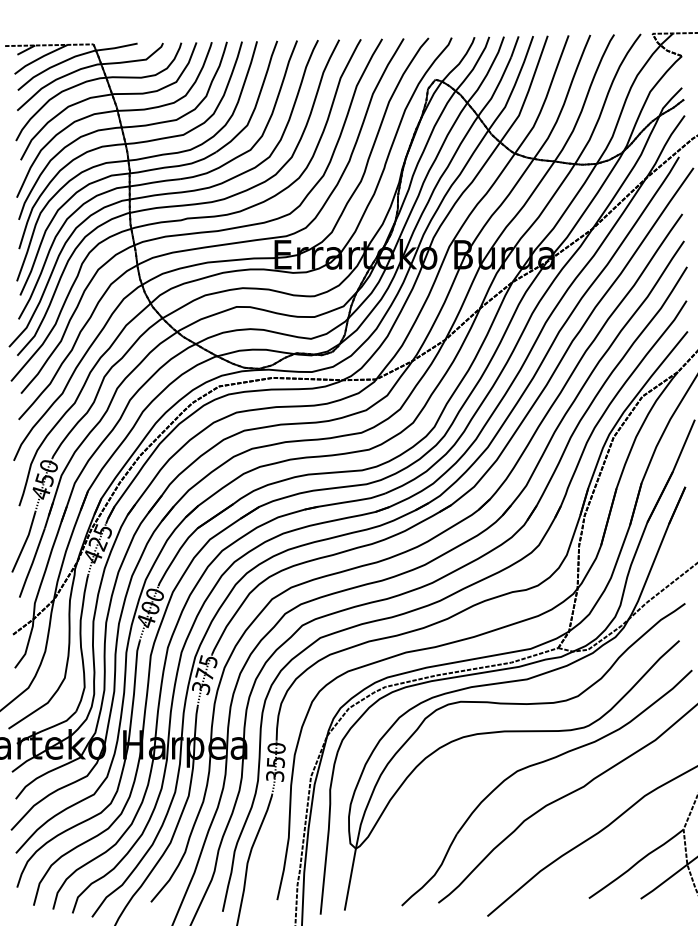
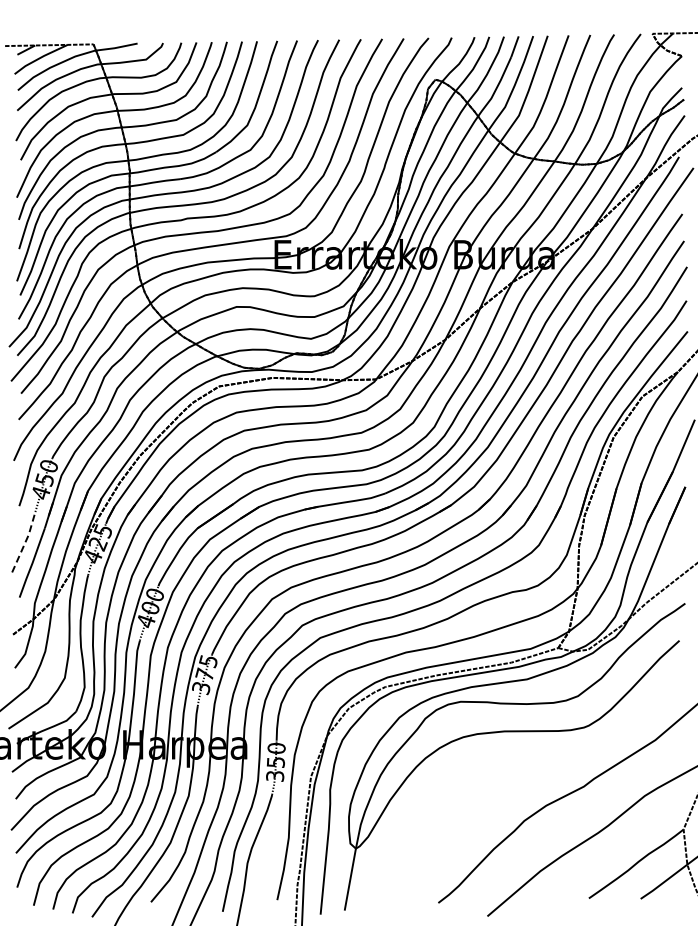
line: solid -> dashed (25, 541)
part: present -> none (538, 764)
